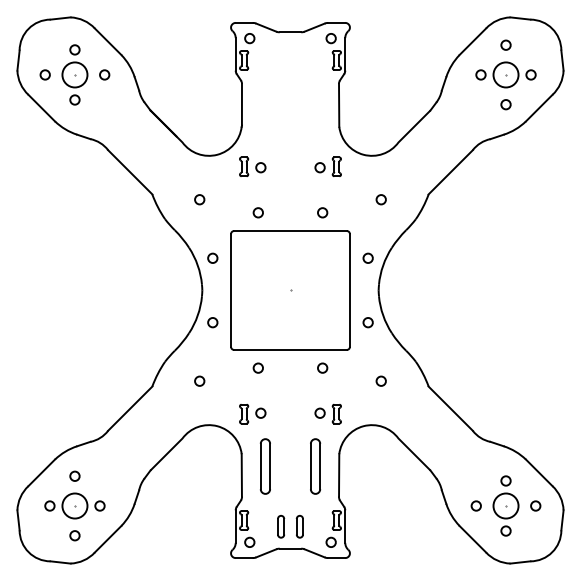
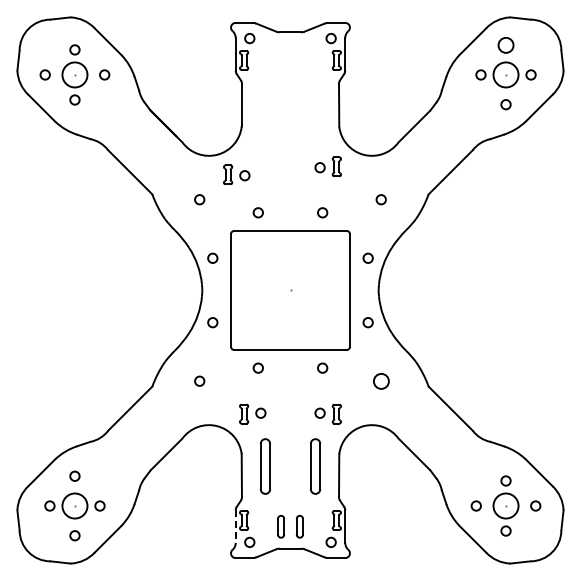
circle size: 12x12 px -> 18x17 px (505, 45)
part position: (252, 166) -> (236, 174) (236, 174)
circle size: 12x12 px -> 17x17 px (381, 381)
line: solid -> dashed (235, 527)
